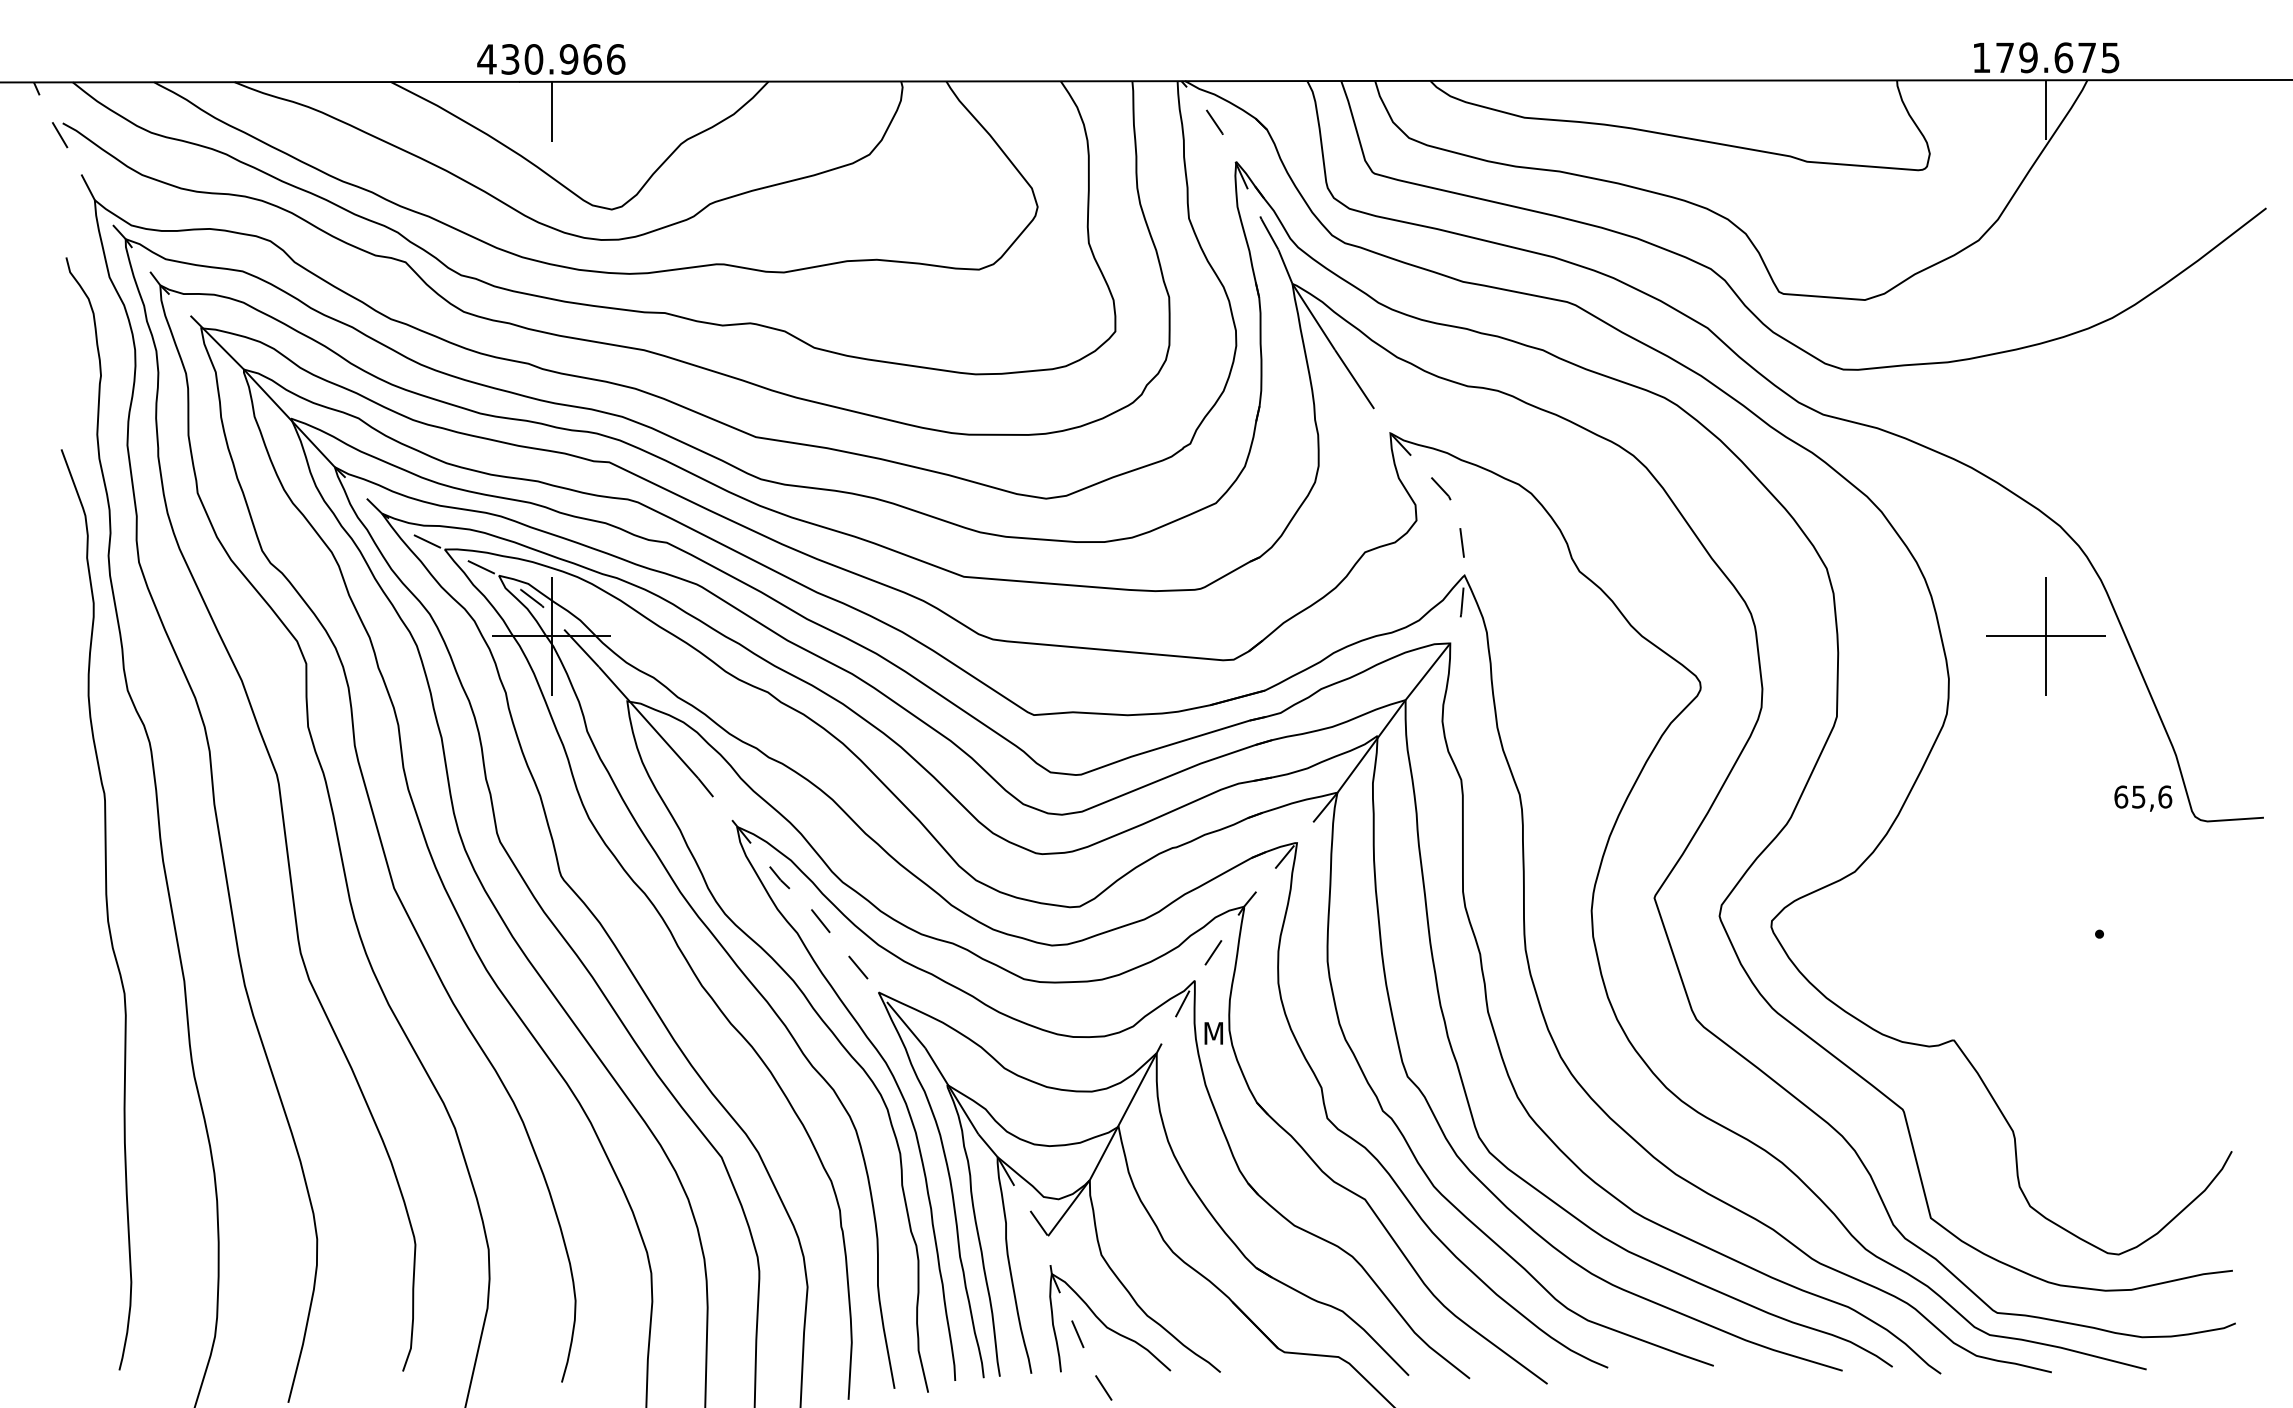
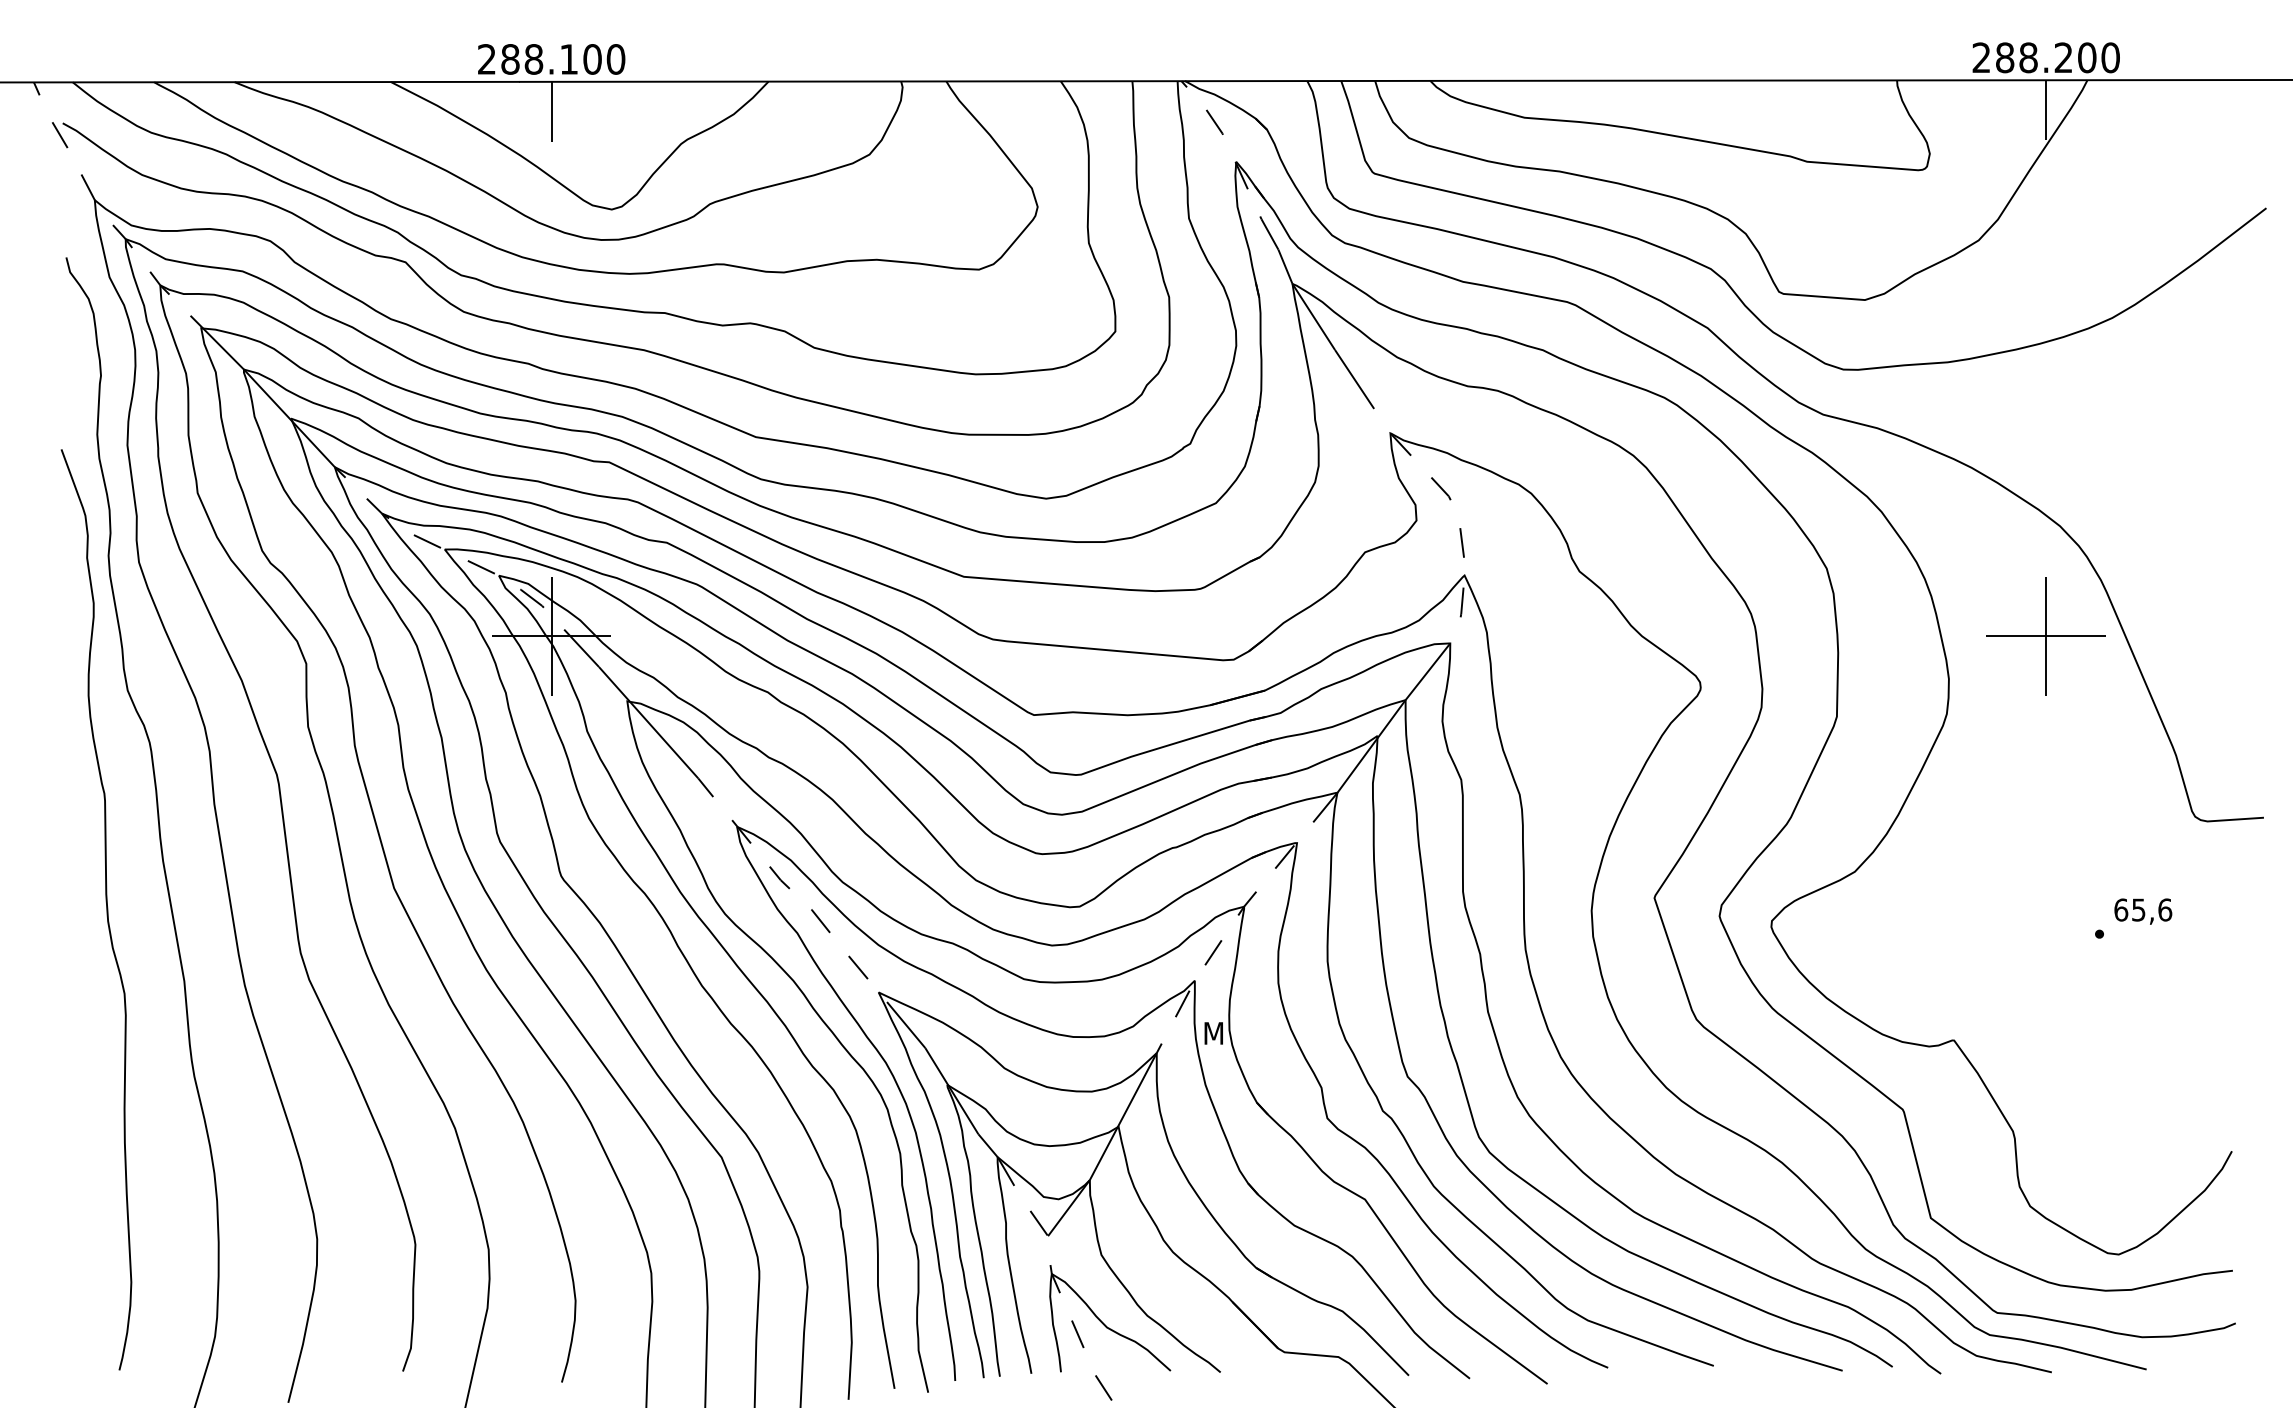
text: 179.675 -> 288.200 (2045, 57)
text: 430.966 -> 288.100 (551, 59)
text position: (2143, 798) -> (2143, 911) (2143, 911)
